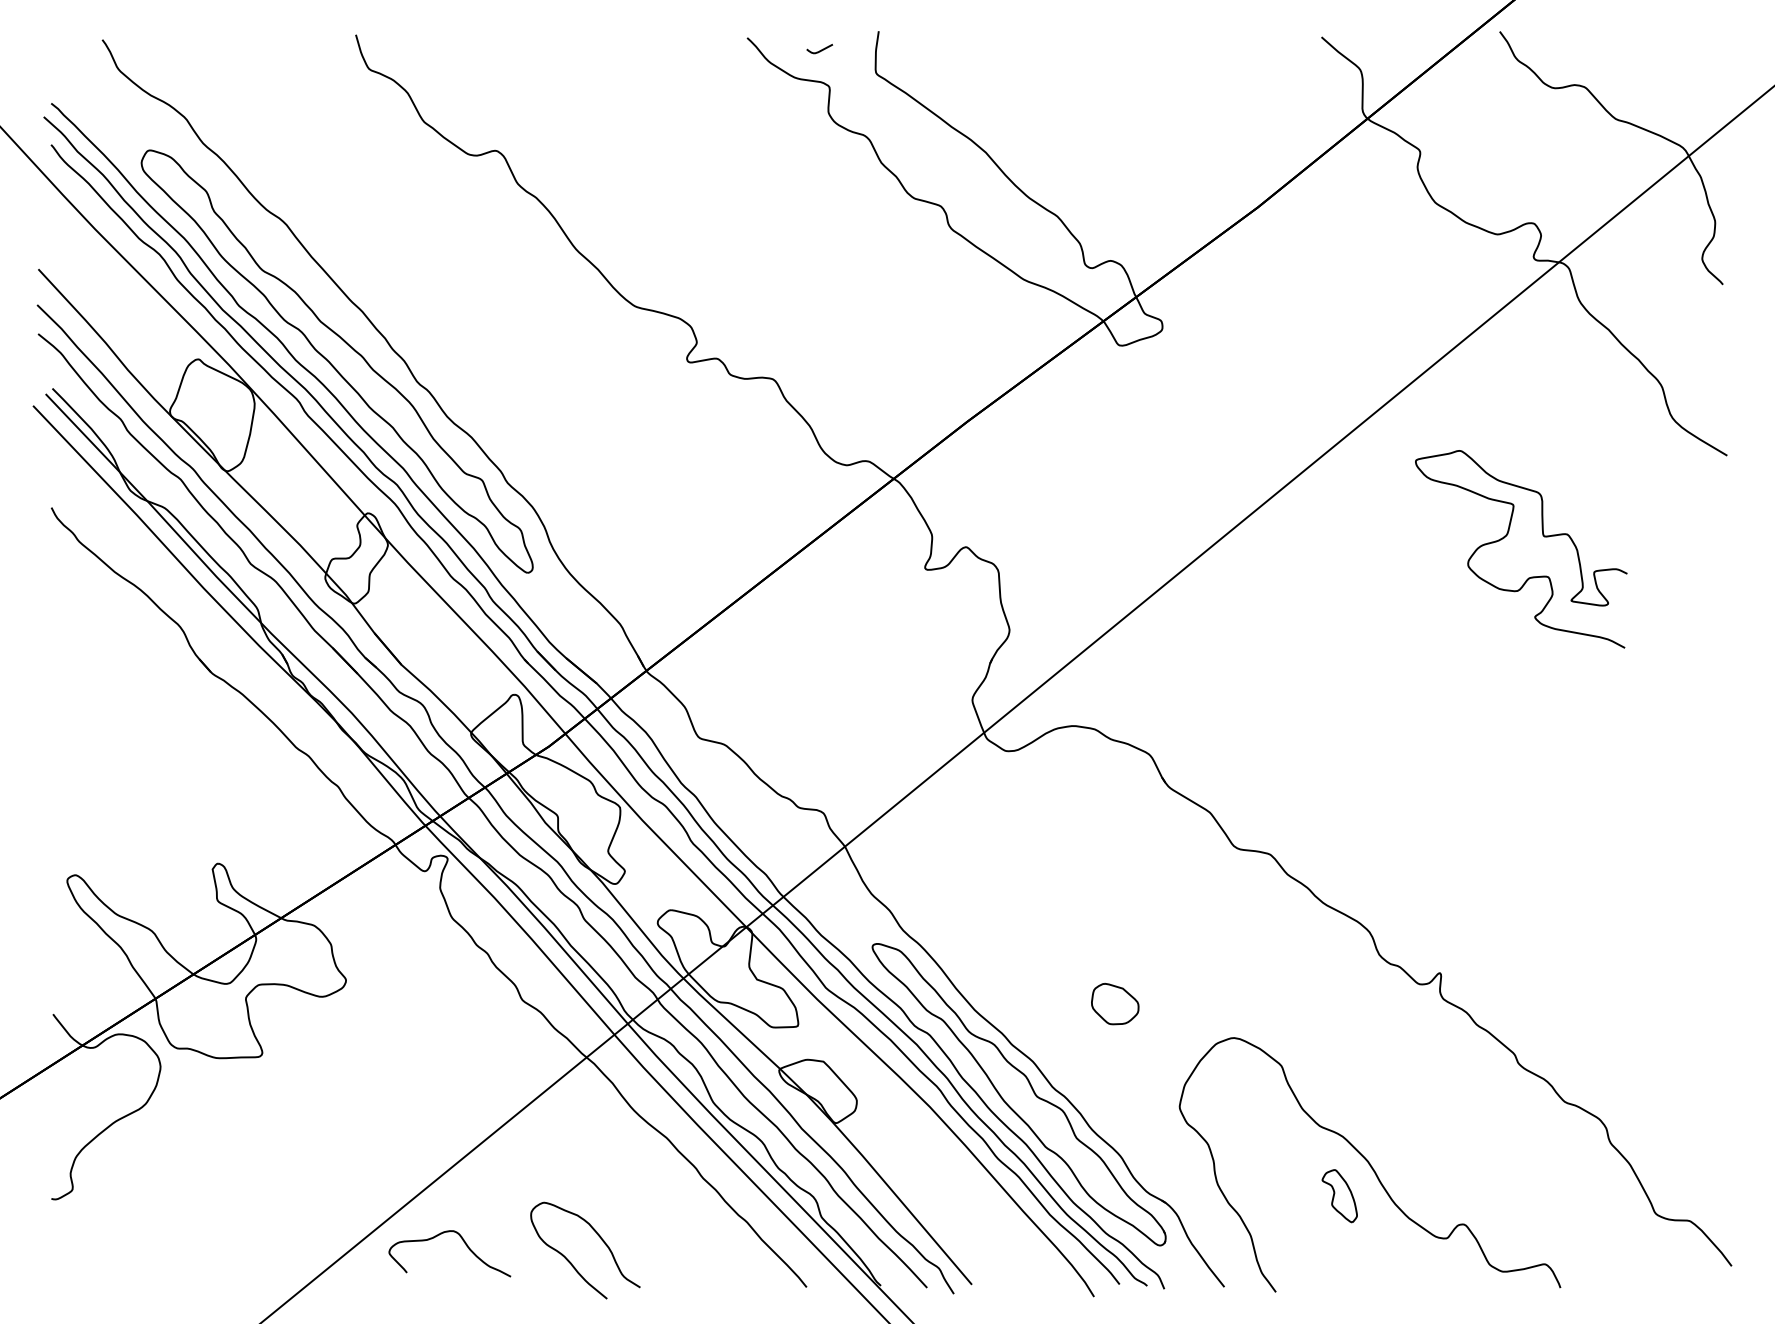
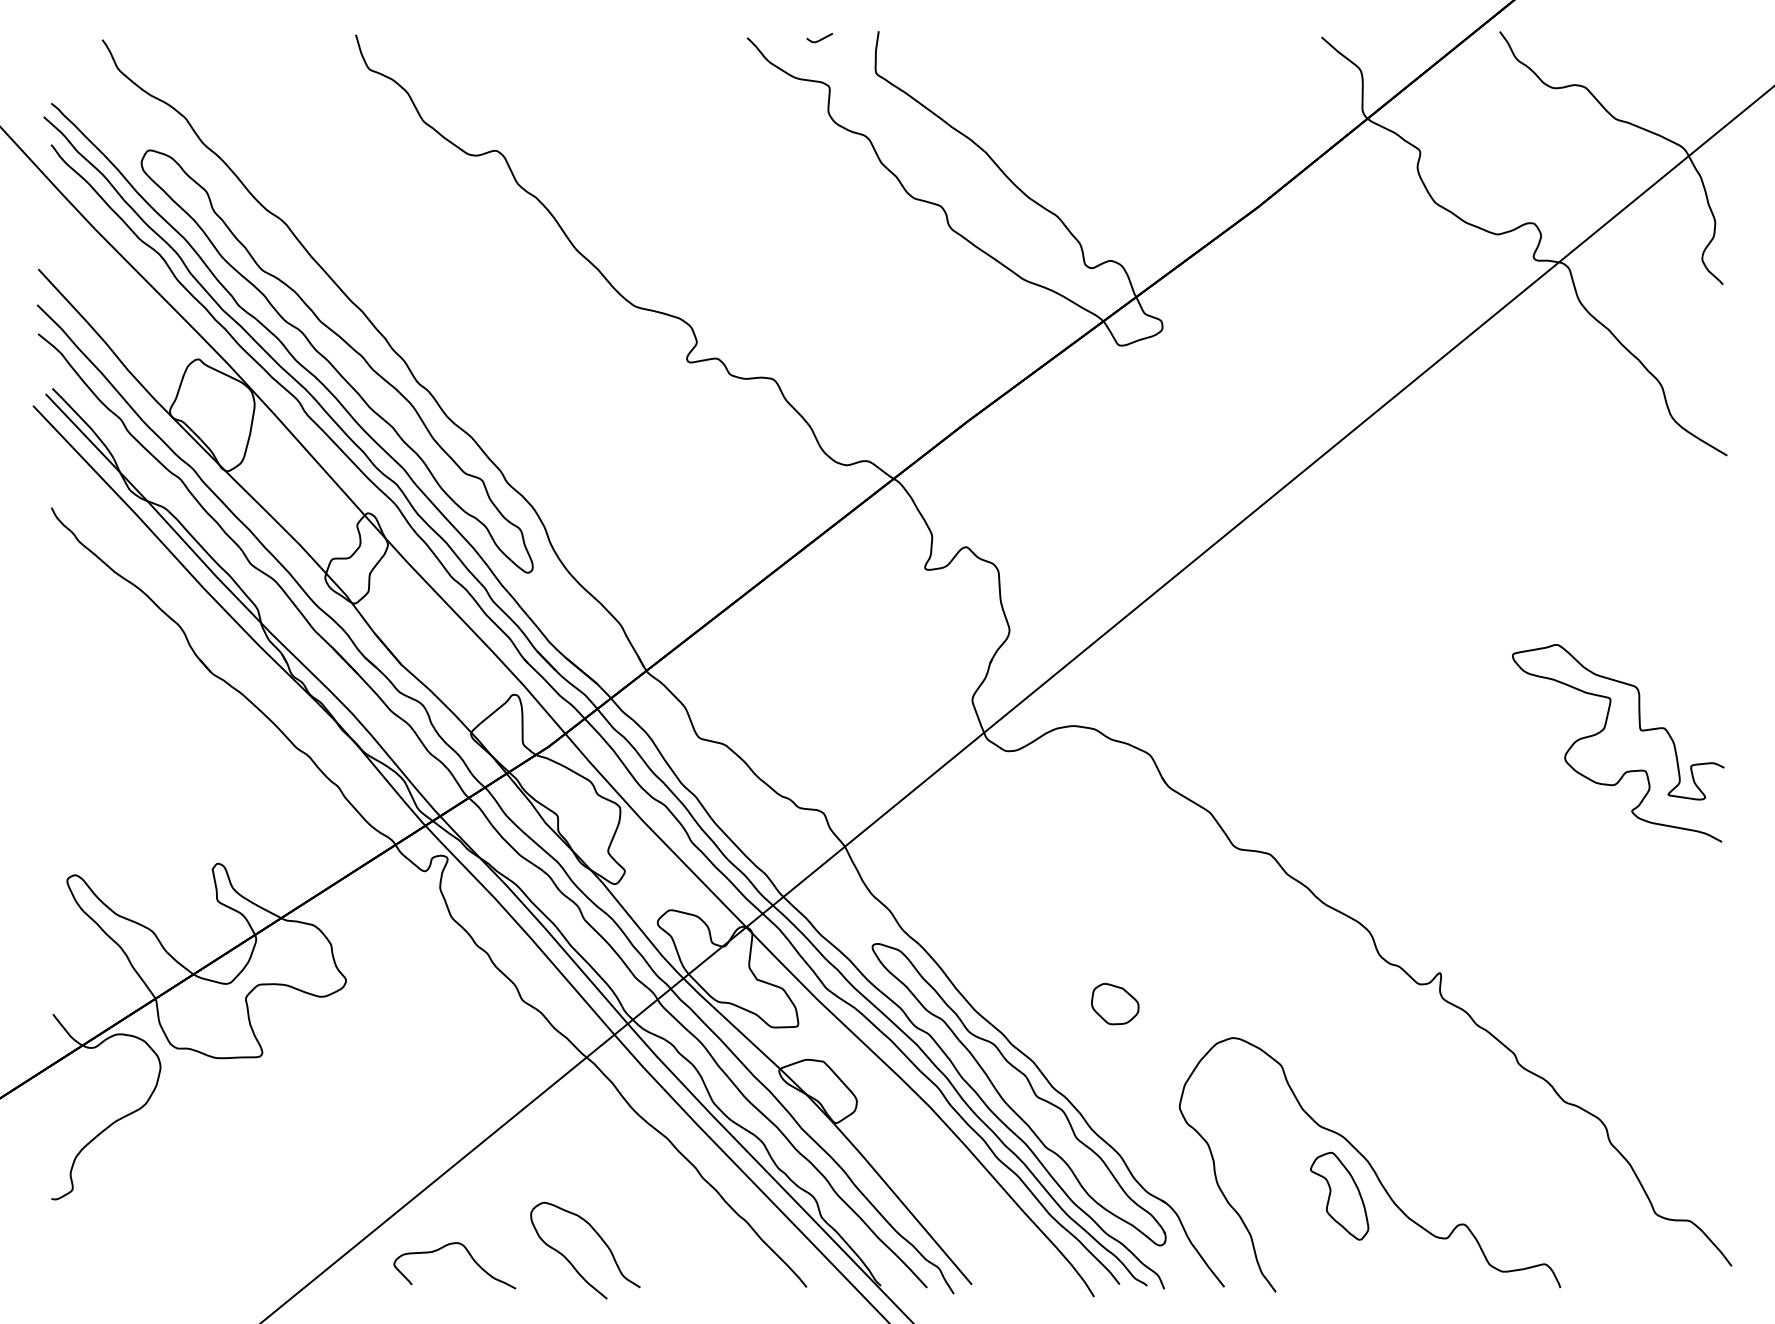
curve position: (819, 50) -> (819, 39) (819, 39)
curve position: (1507, 535) -> (1604, 729) (1604, 729)
part size: 37x55 px -> 60x90 px (1339, 1195)
curve position: (463, 1242) -> (468, 1254) (468, 1254)
